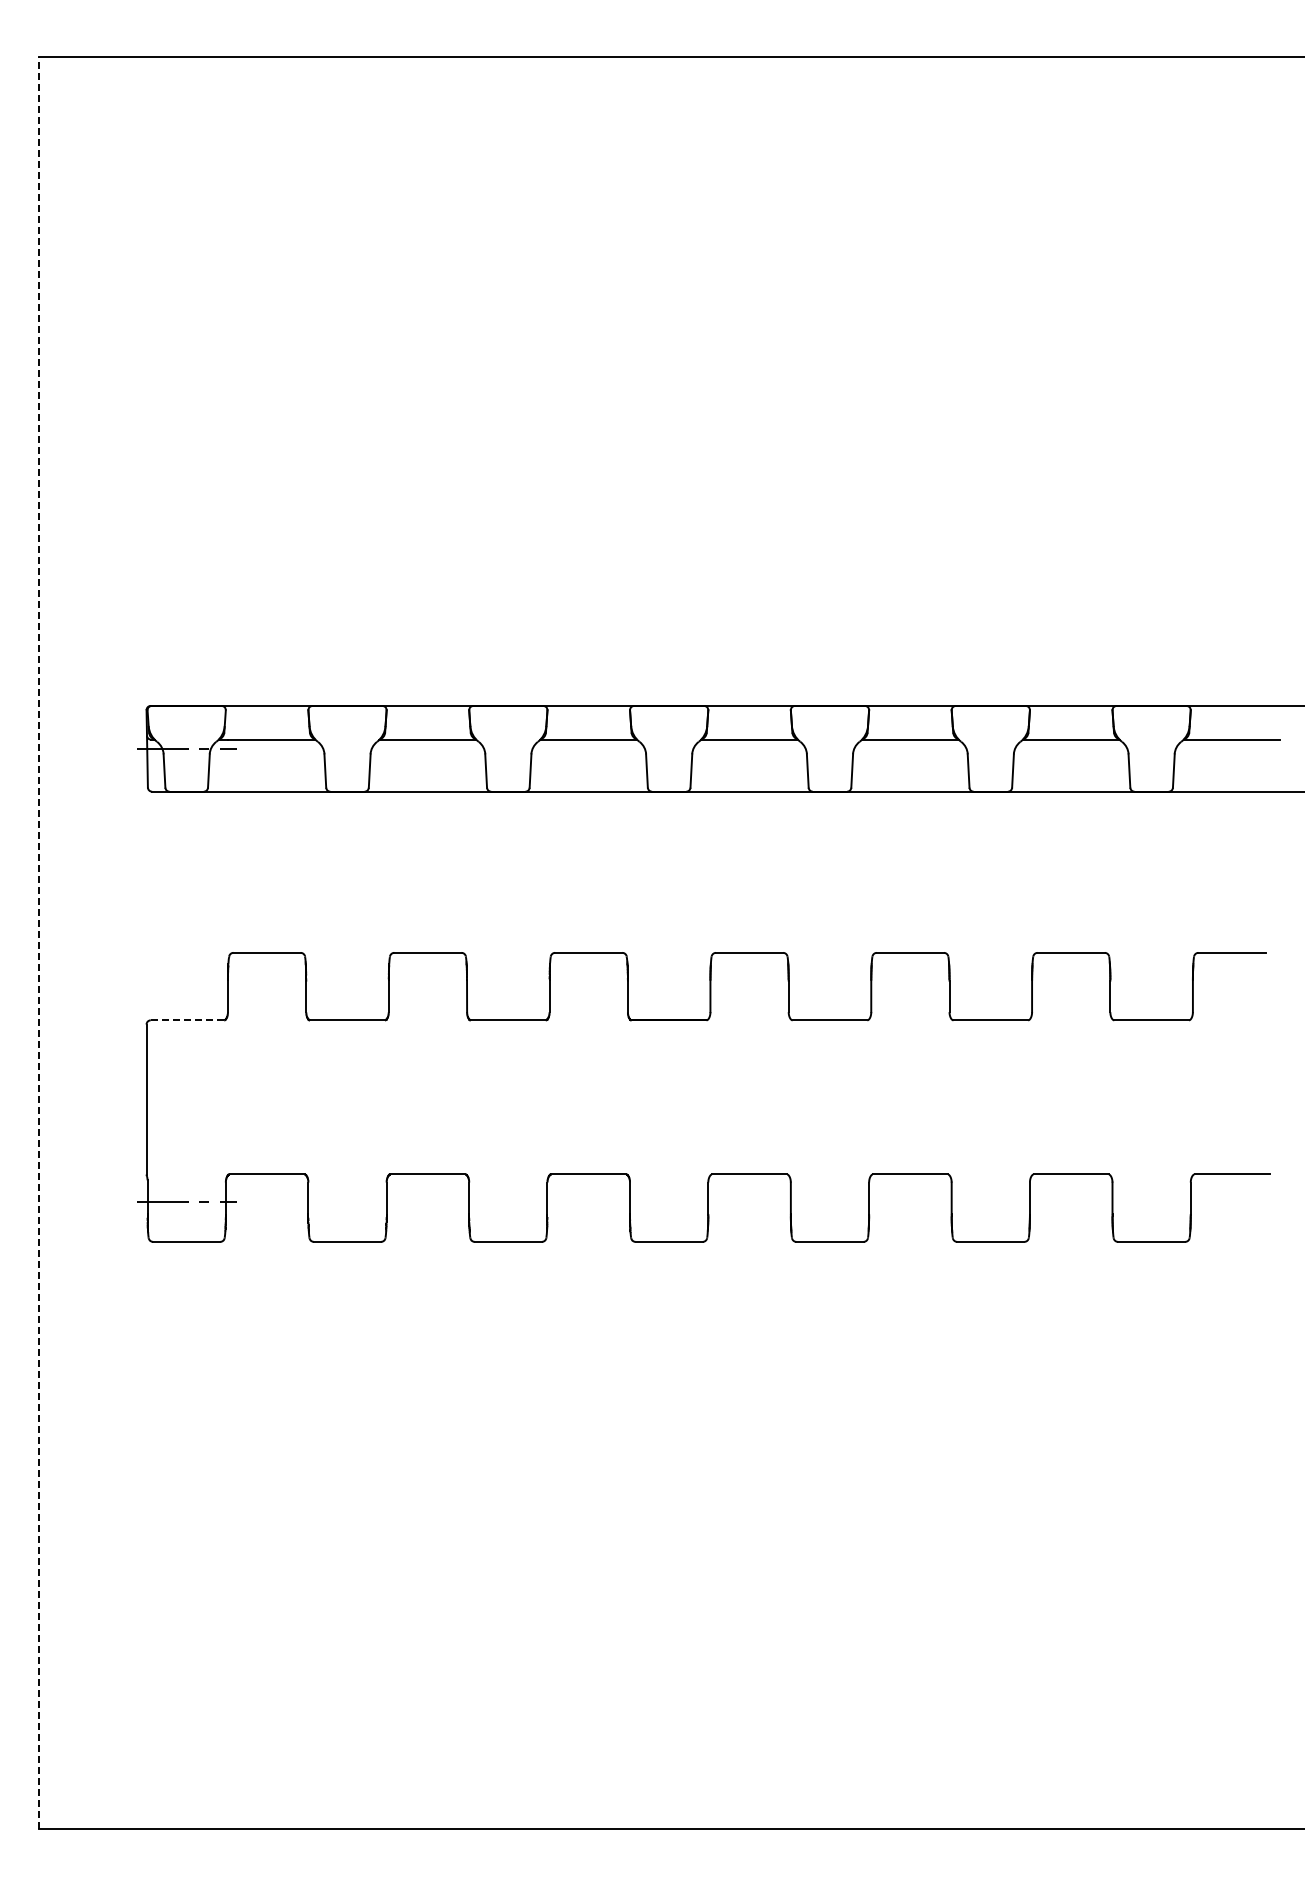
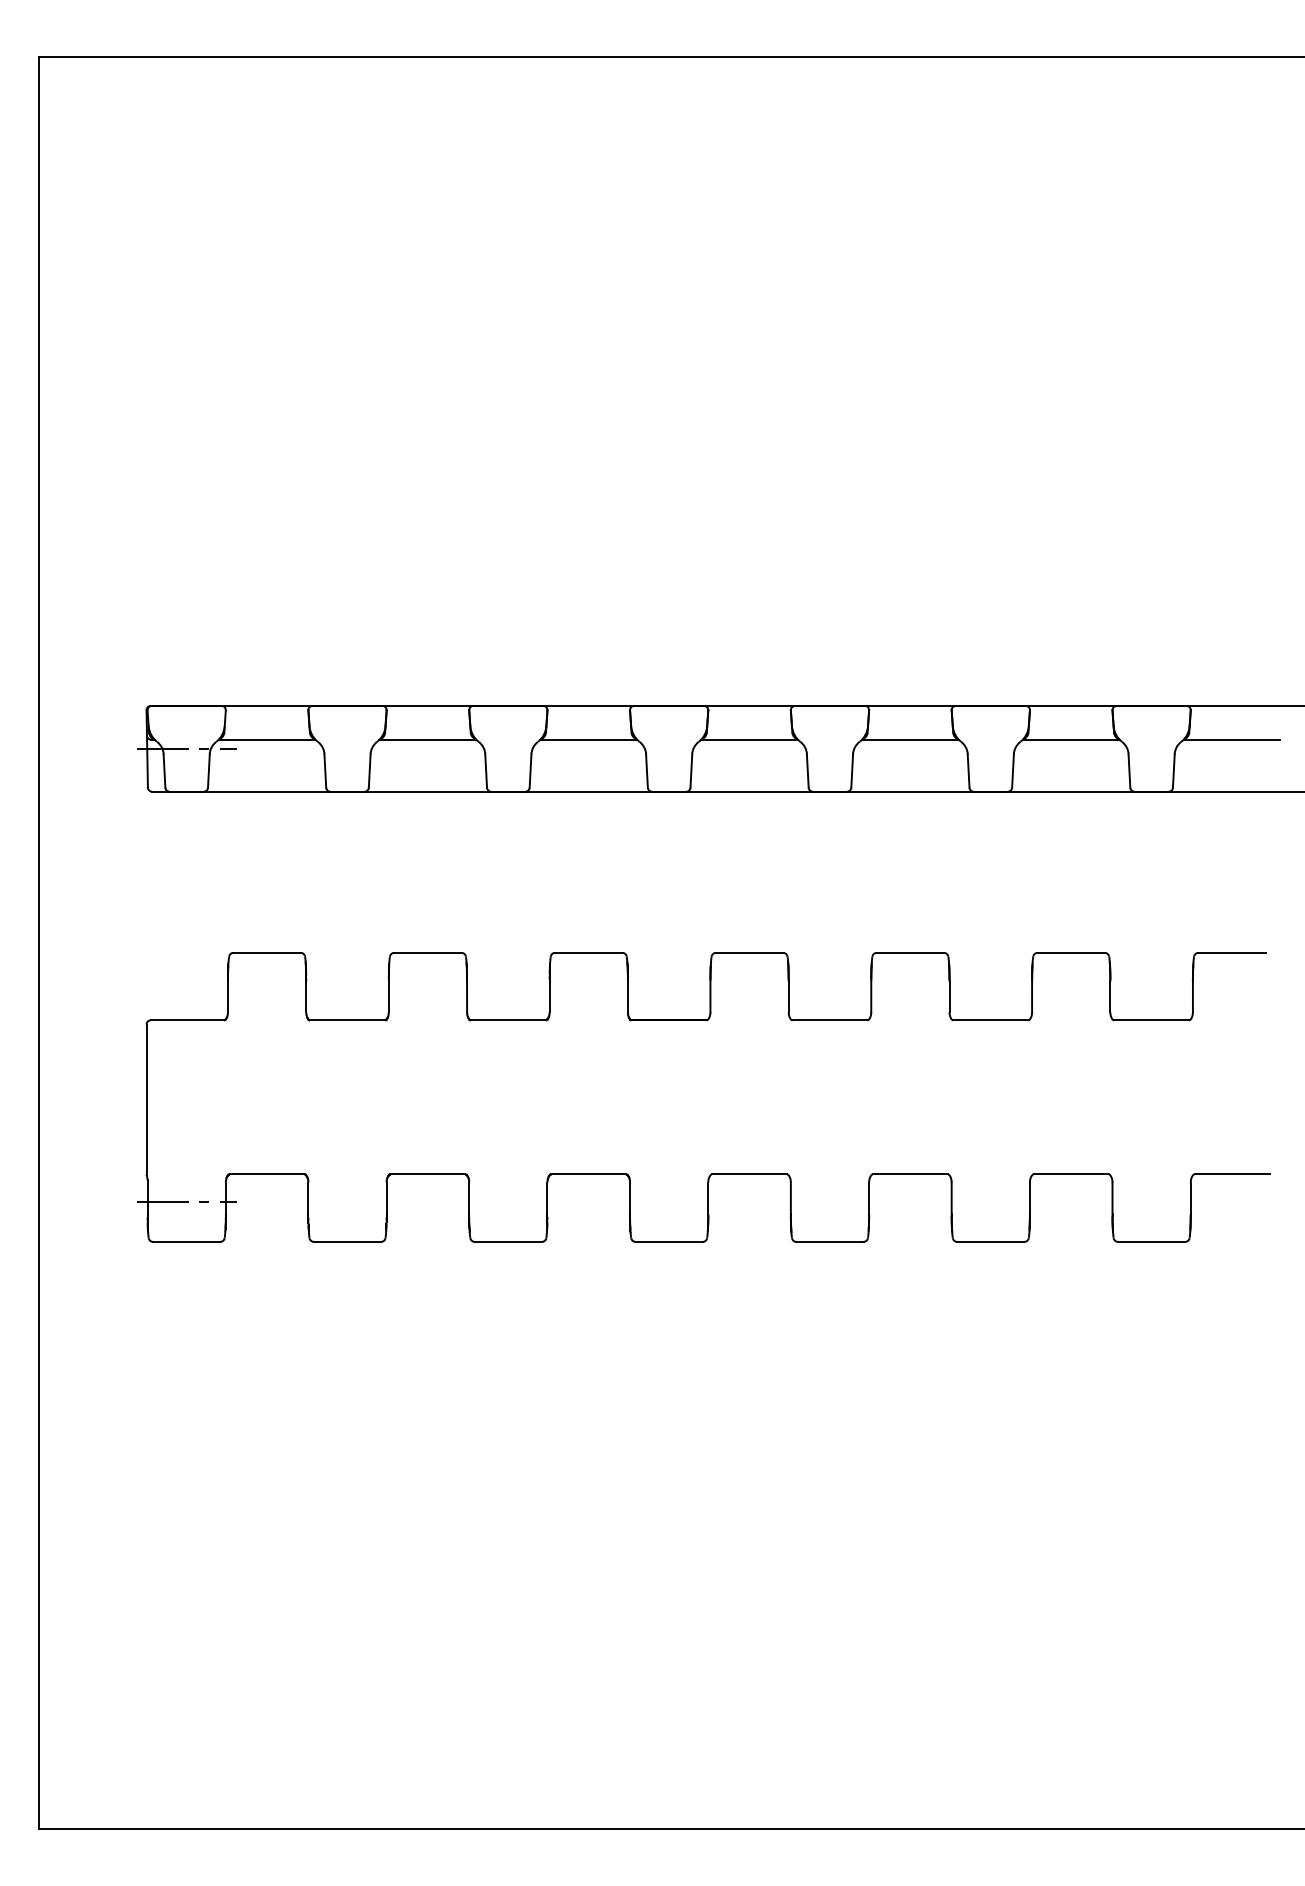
line: dashed -> solid (39, 942)
line: dashed -> solid (187, 1020)
